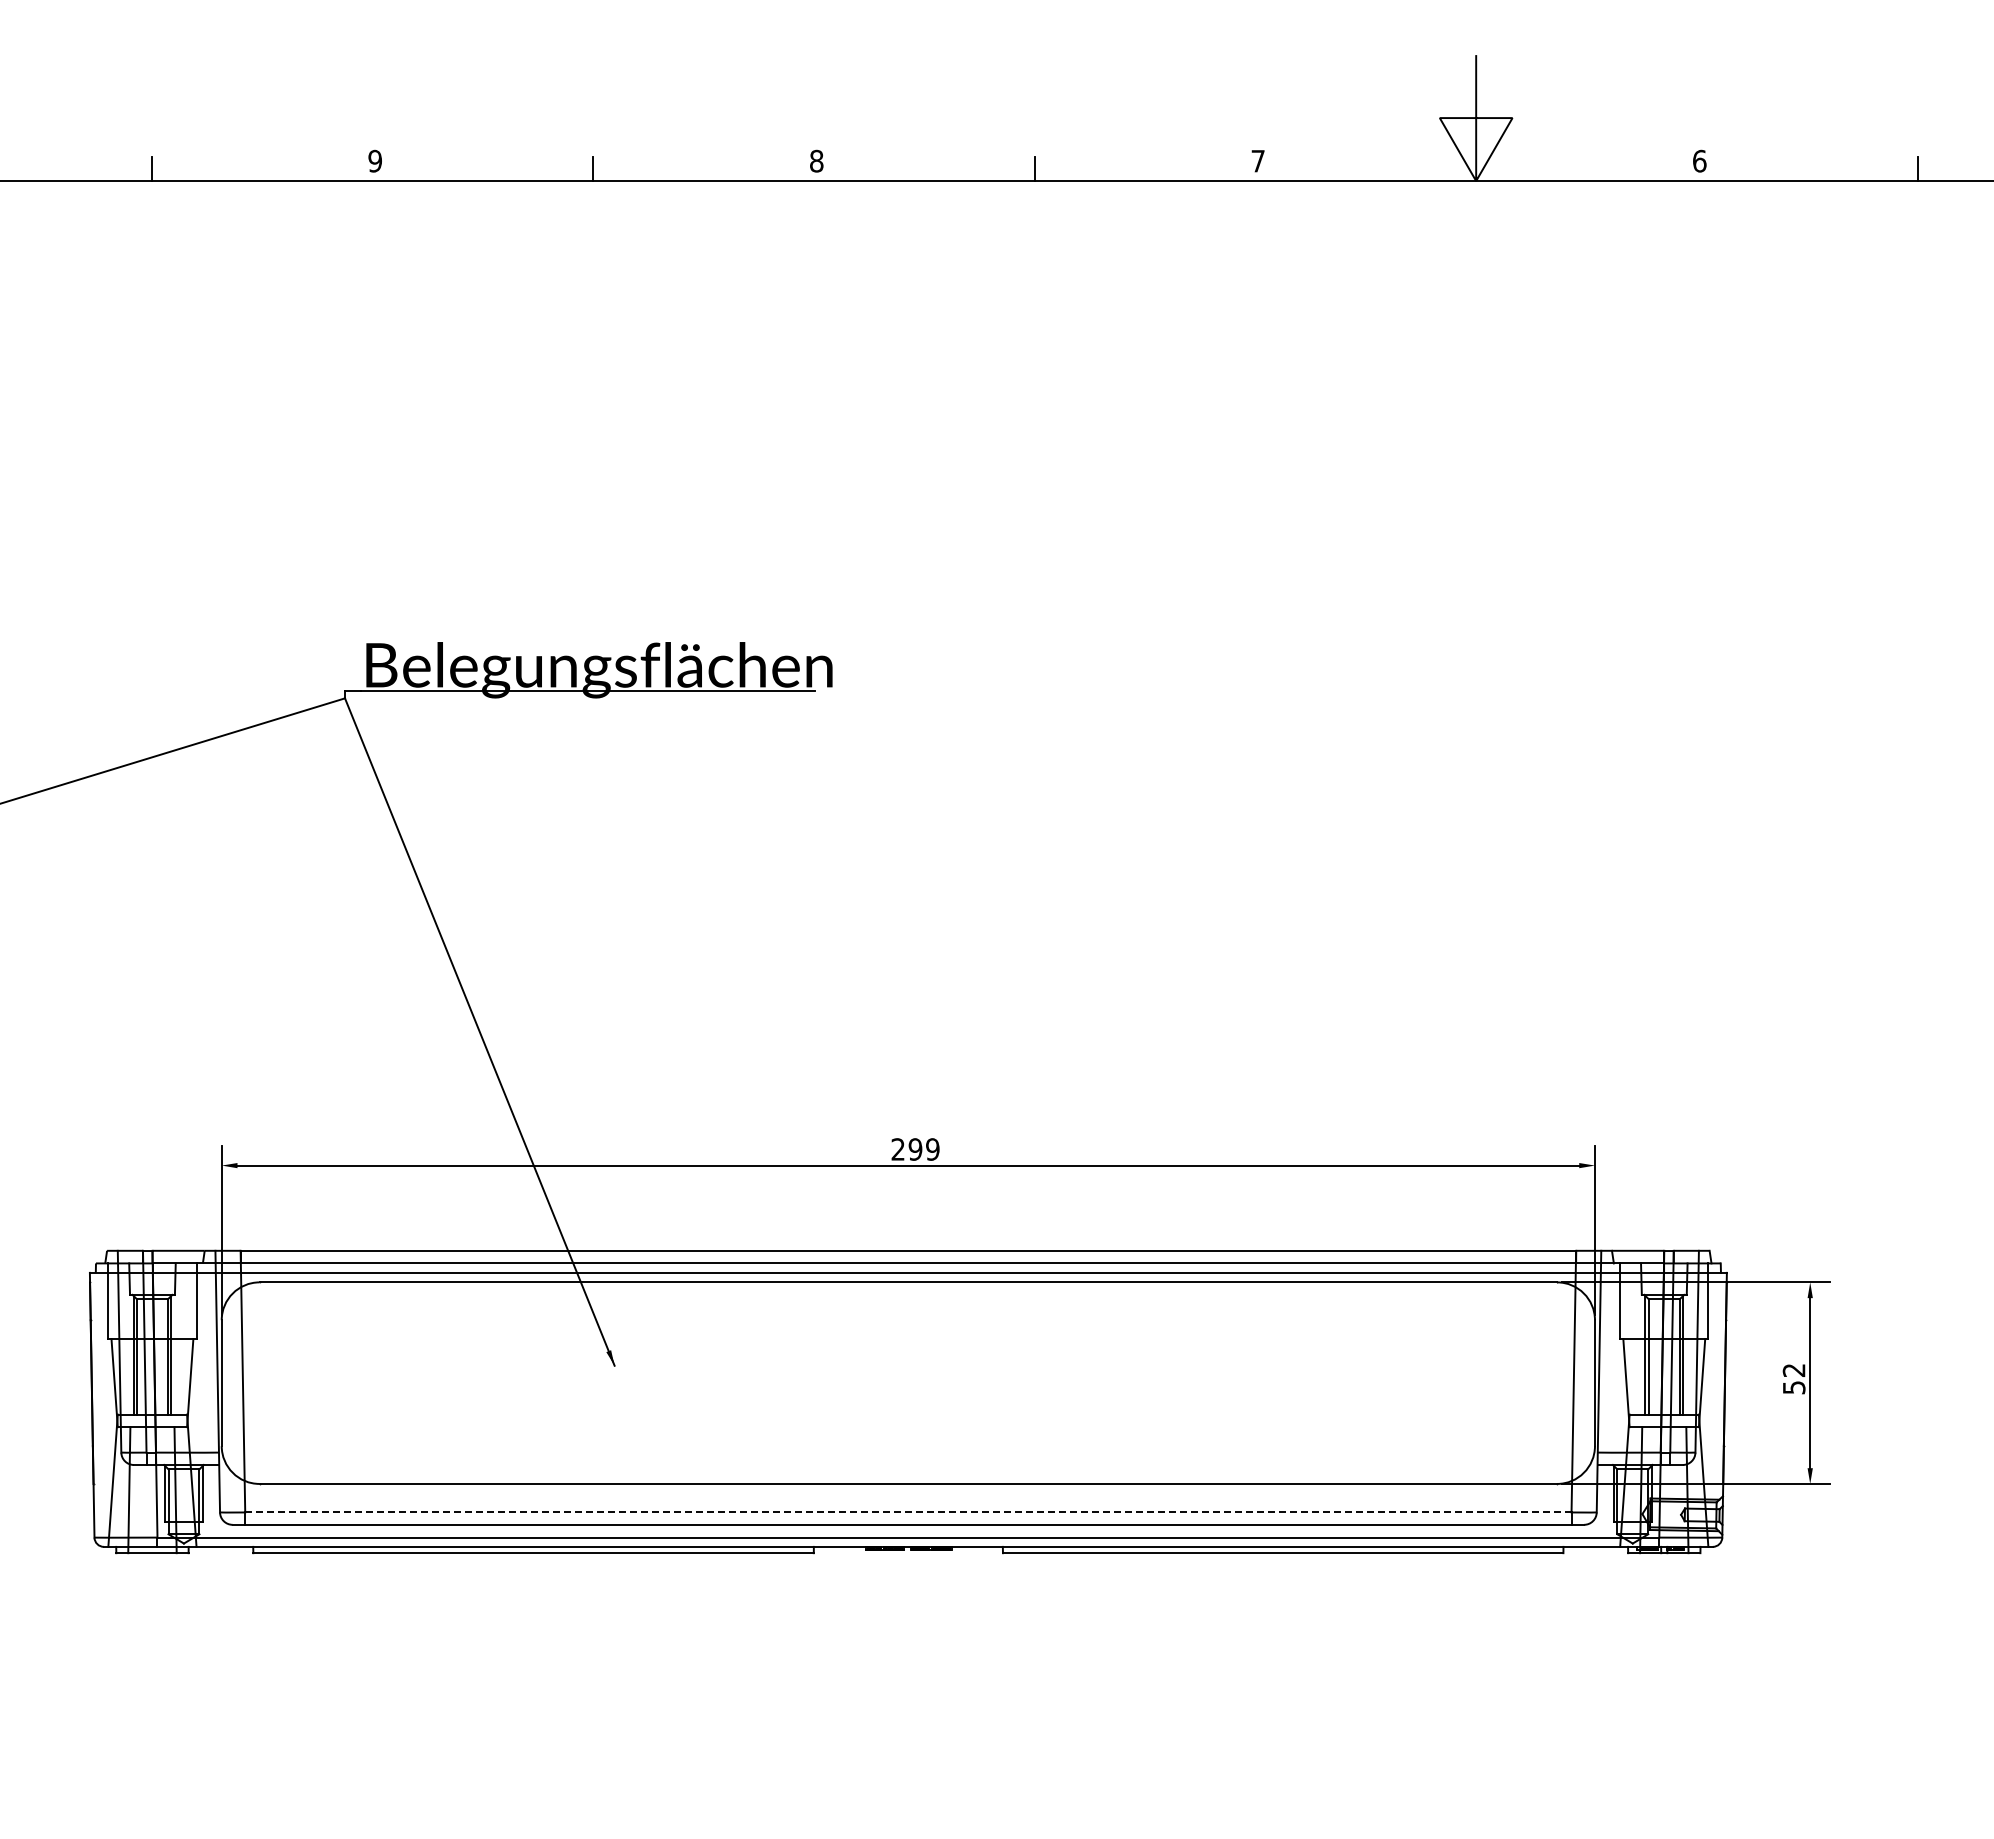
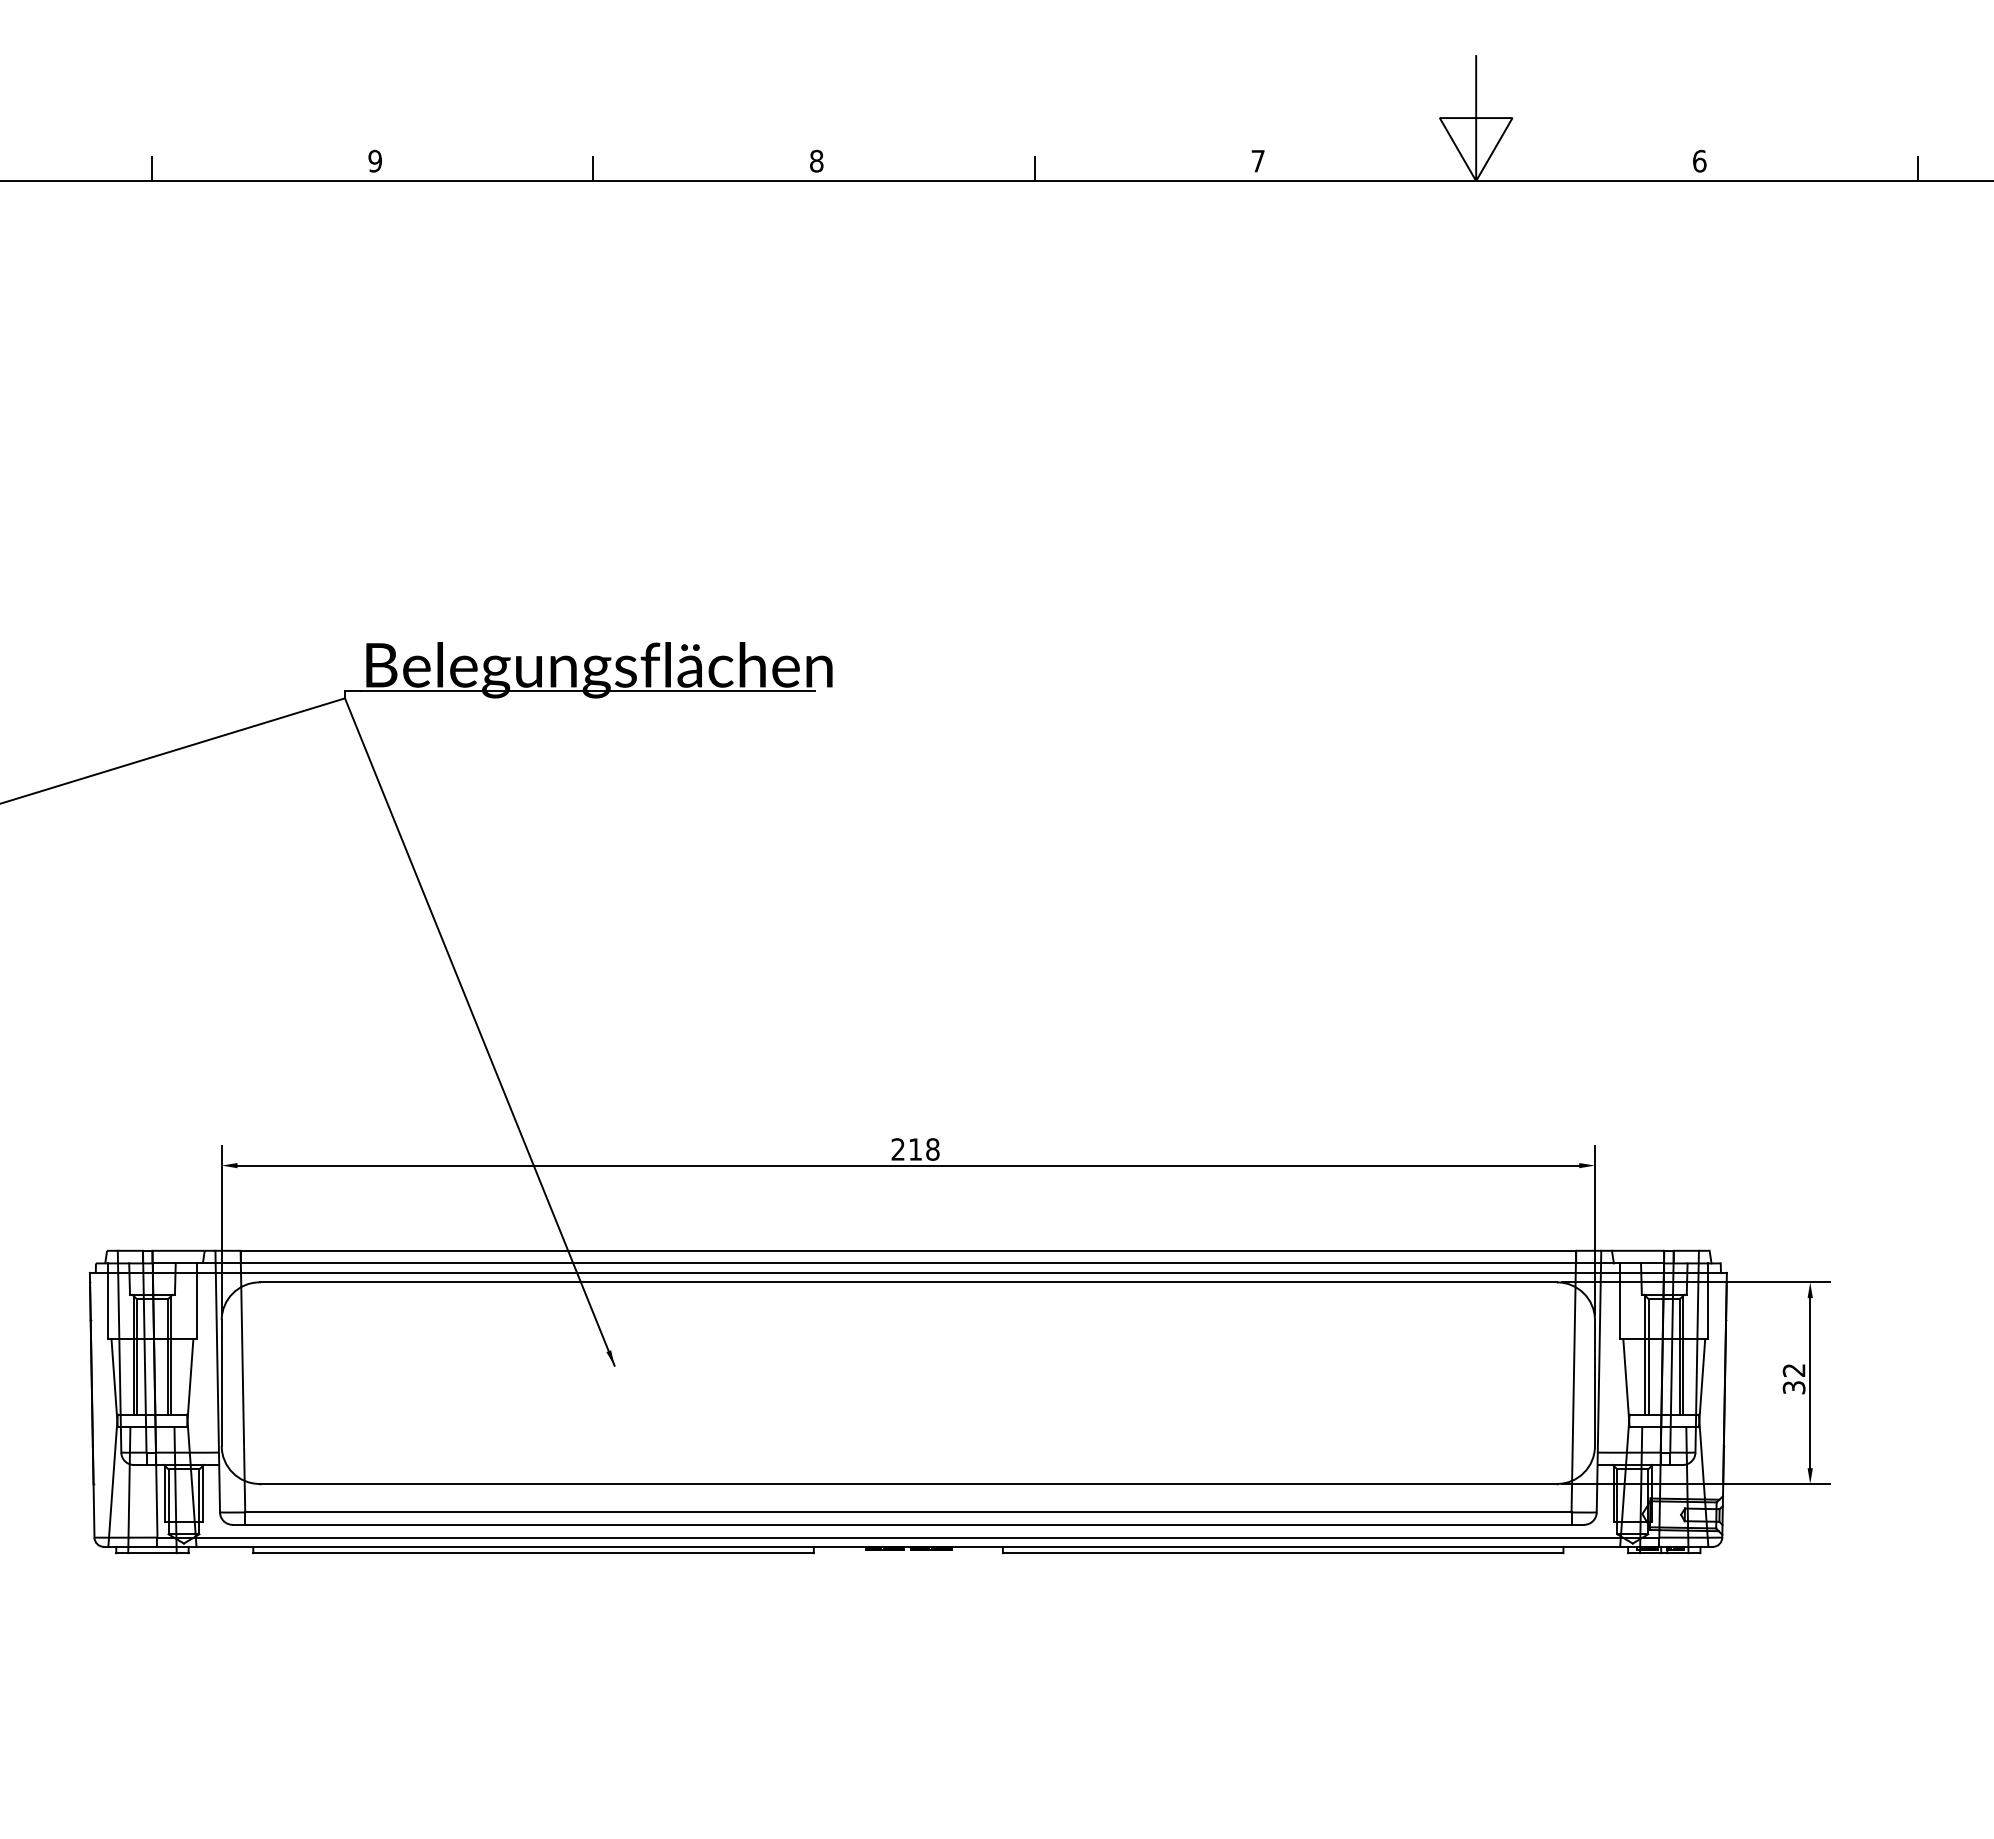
text: 299 -> 218 (923, 1149)
text: 52 -> 32 (1793, 1387)
line: dashed -> solid (908, 1512)
